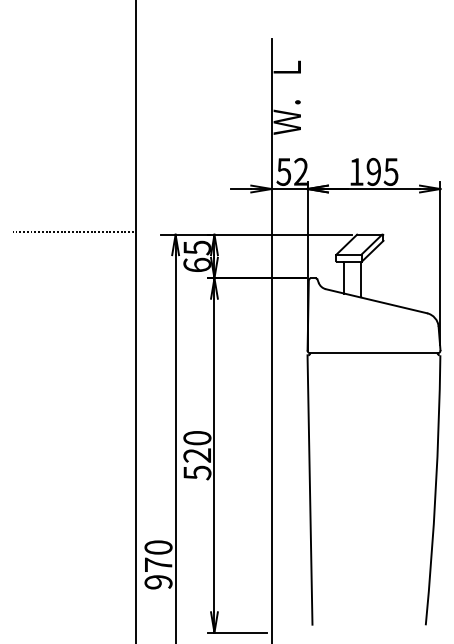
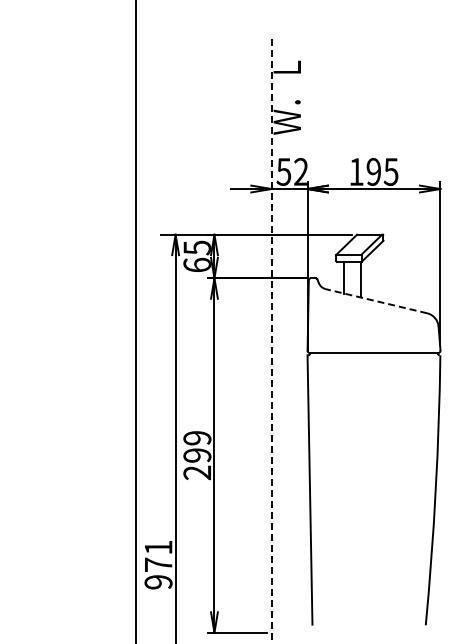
line: present -> none (74, 231)
line: solid -> dashed (376, 301)
line: solid -> dashed (271, 341)
text: 520 -> 299 (197, 455)
text: 970 -> 971 (158, 547)
